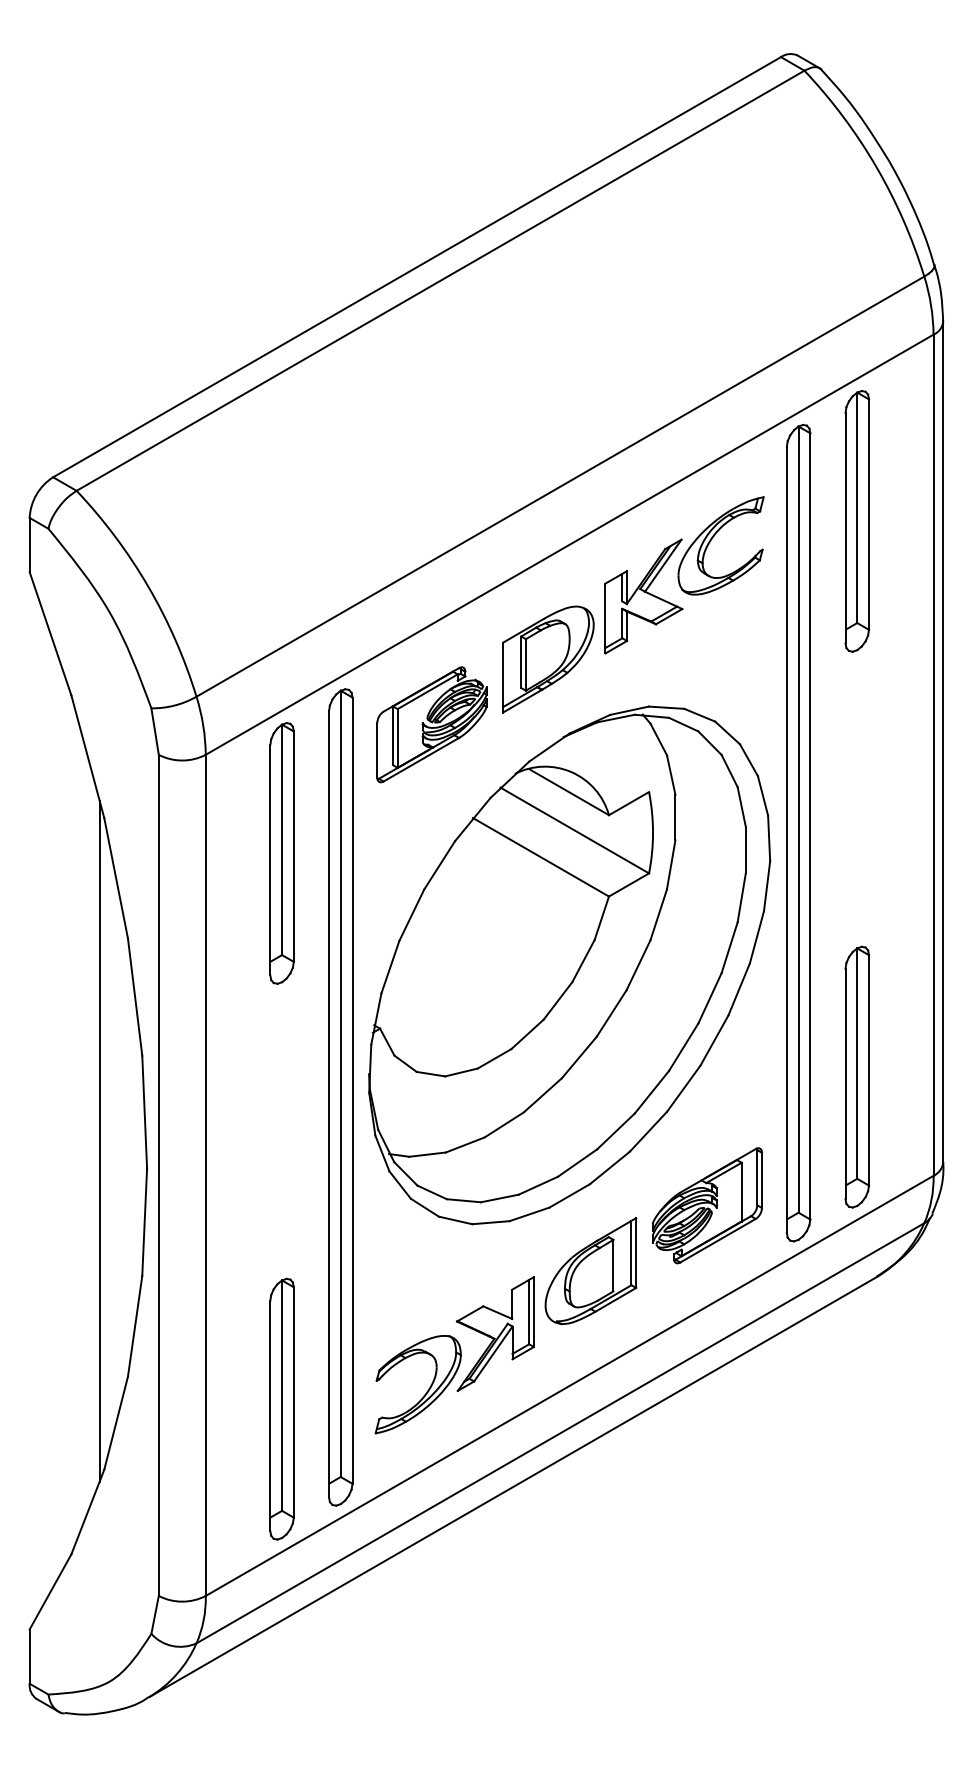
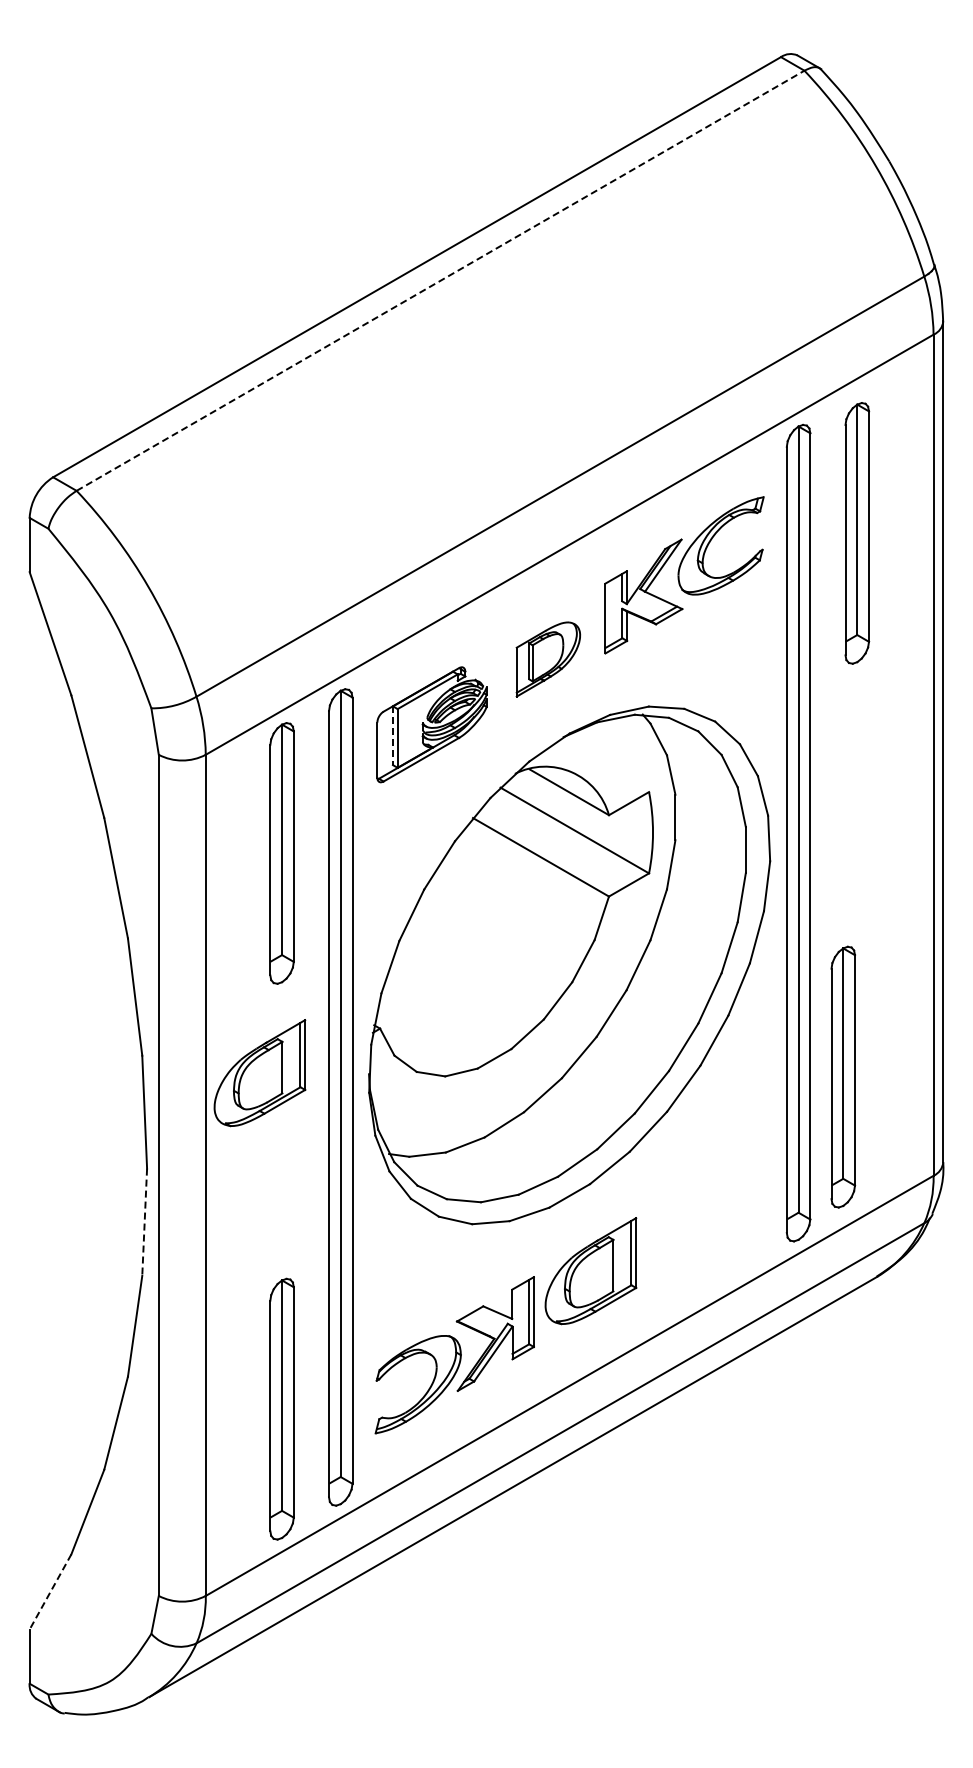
line: solid -> dashed (440, 280)
part position: (857, 521) -> (857, 533) (857, 533)
part size: 93x109 px -> 67x77 px (548, 659)
line: solid -> dashed (392, 736)
part: none -> present (259, 1073)
part position: (857, 1076) -> (843, 1076) (843, 1076)
line: present -> none (100, 1141)
part: present -> none (707, 1205)
line: solid -> dashed (144, 1222)
line: solid -> dashed (50, 1591)
